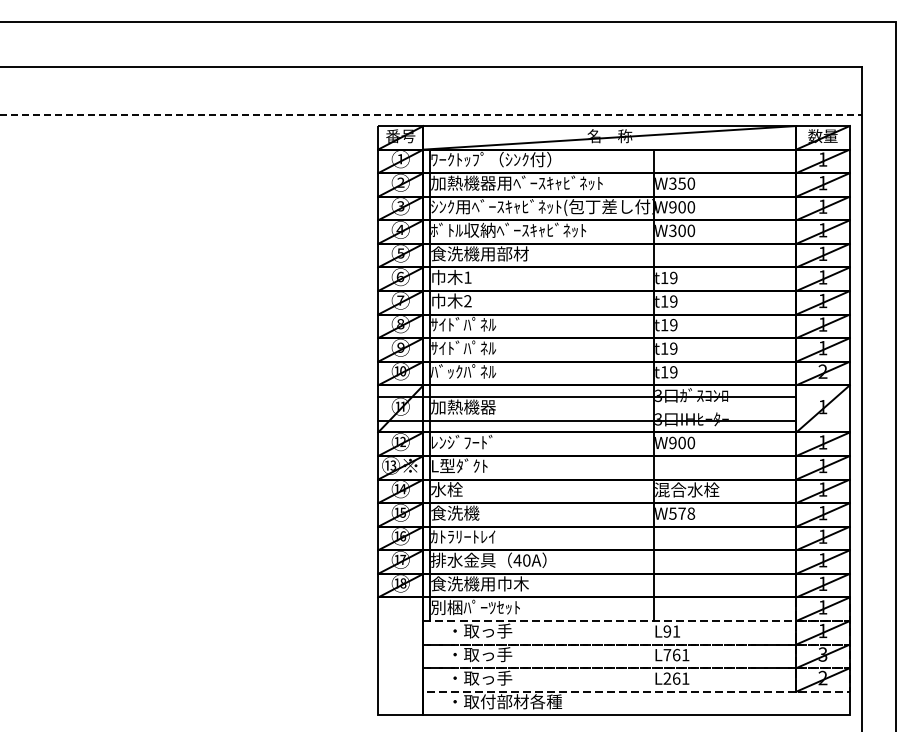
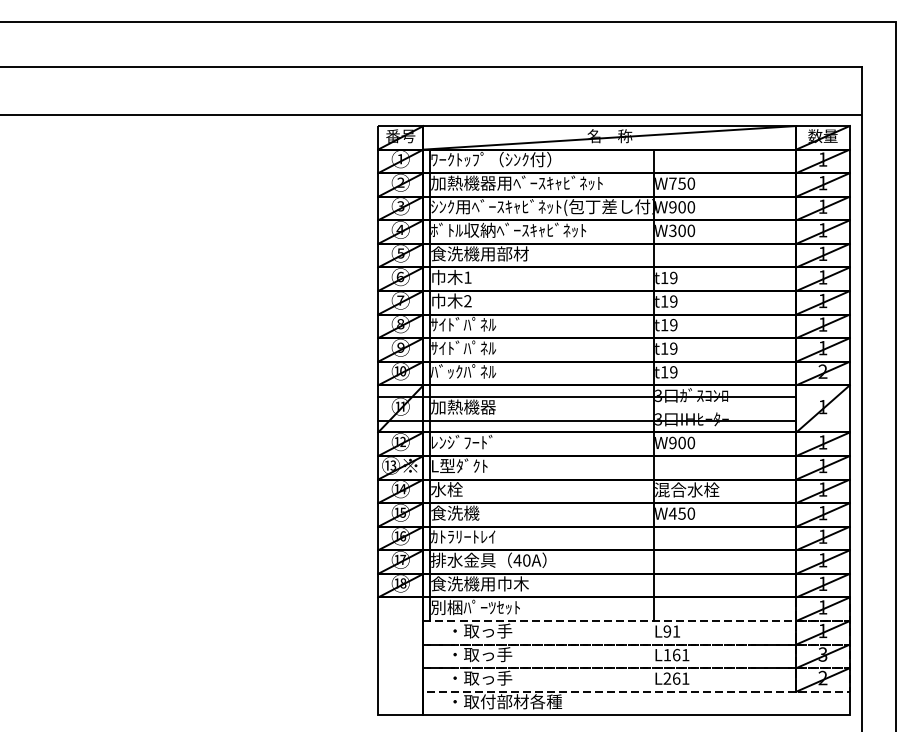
line: dashed -> solid (431, 115)
text: W350 -> W750 (672, 183)
text: W578 -> W450 (681, 513)
text: L761 -> L161 (667, 655)
